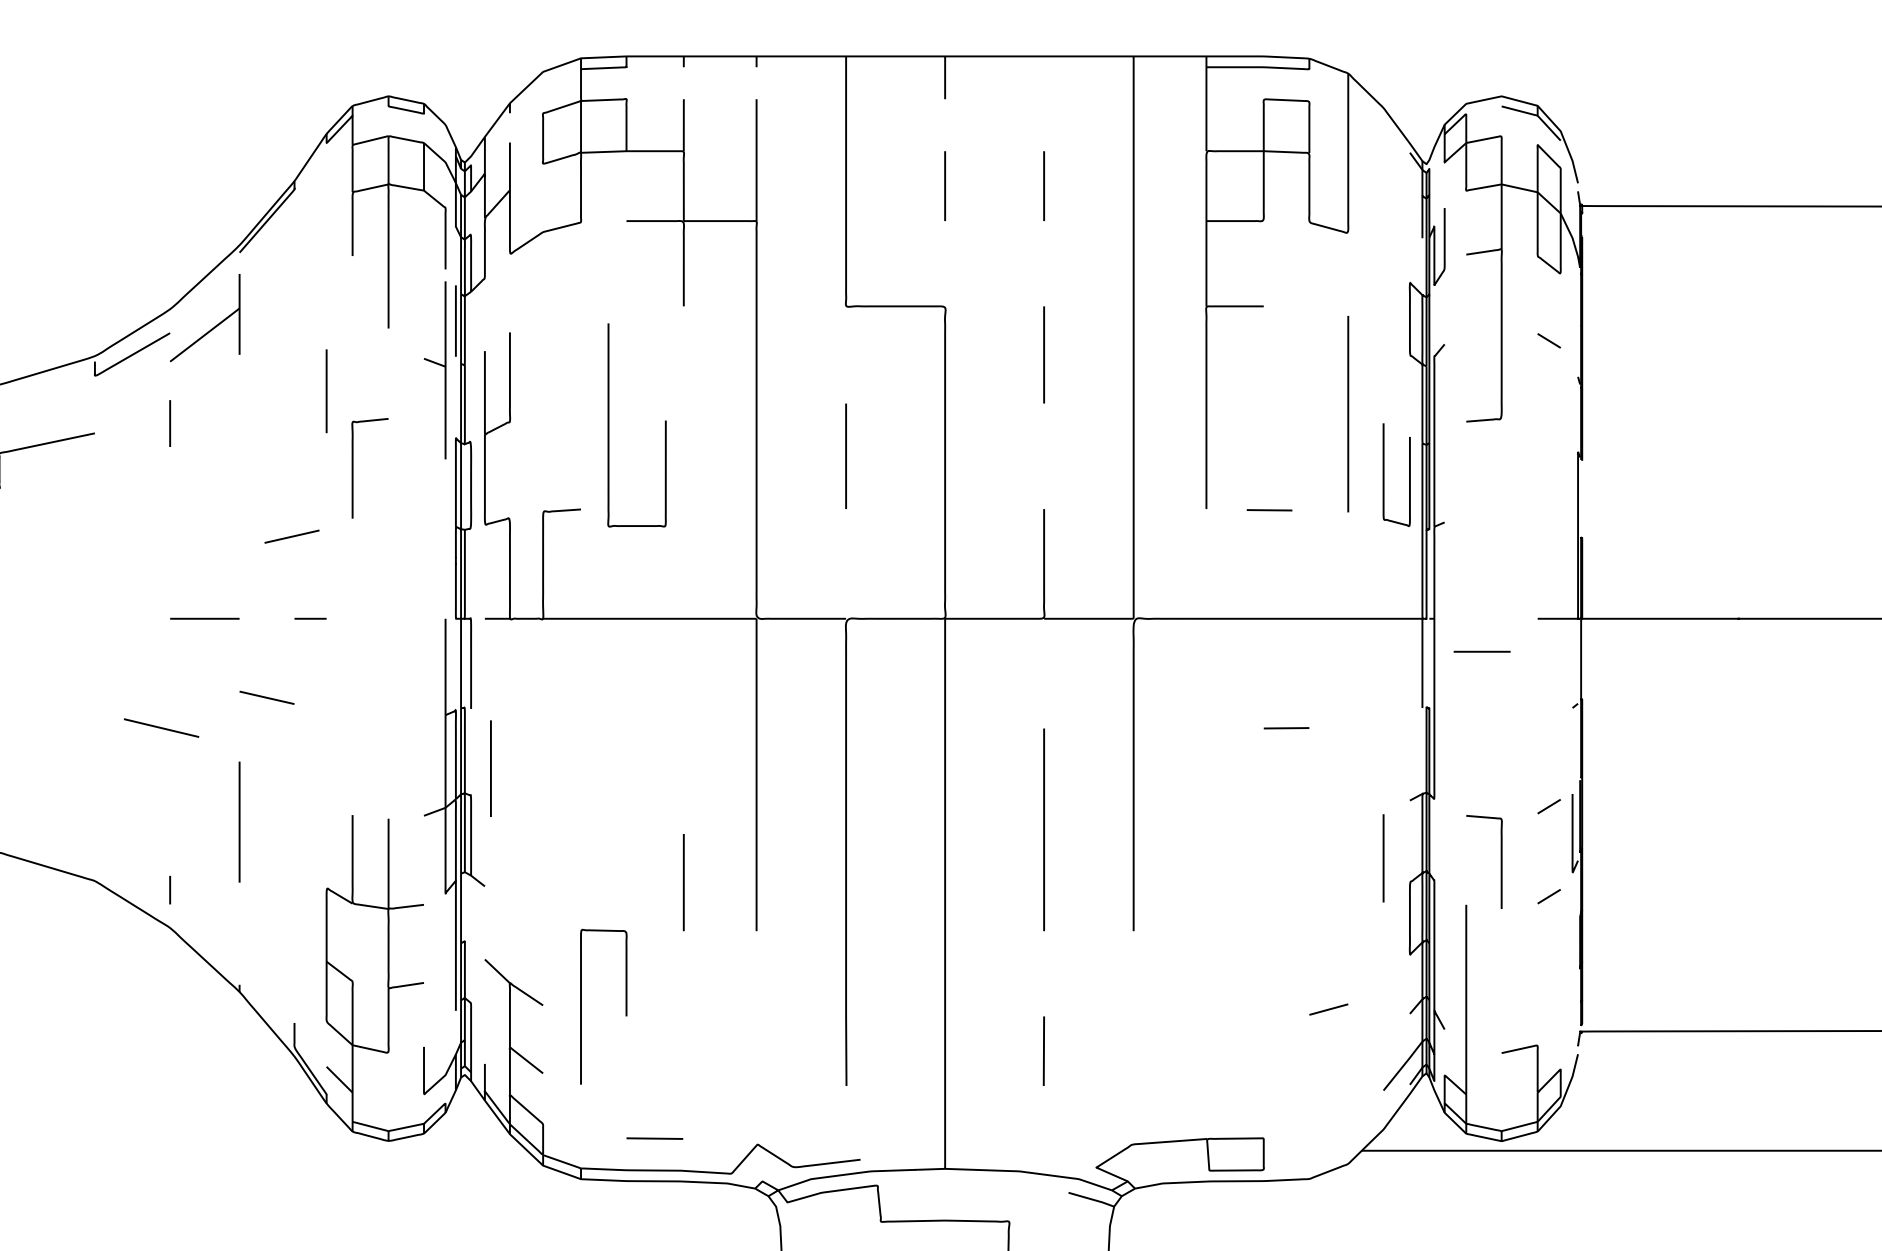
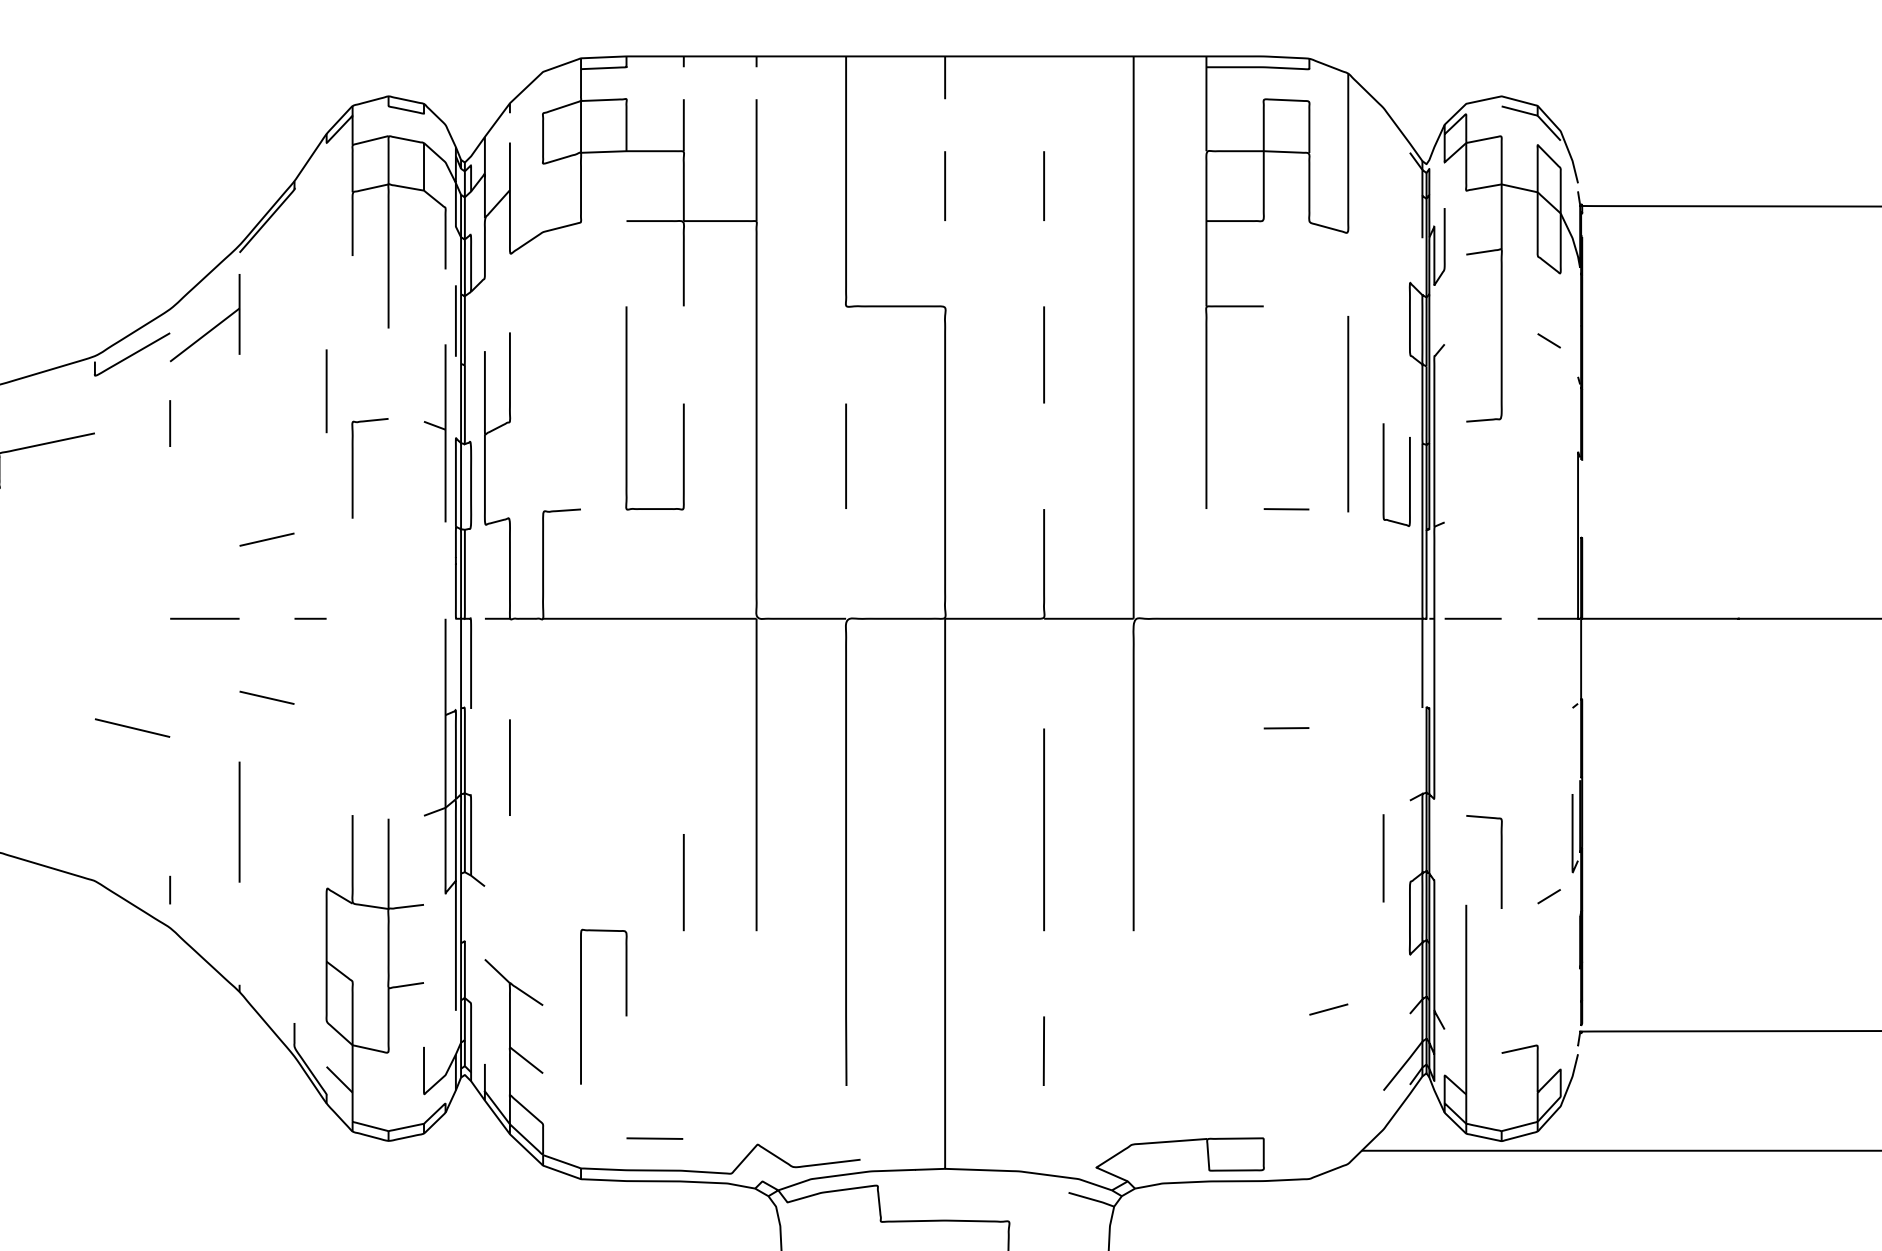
part position: (436, 364) -> (436, 427) (436, 427)
curve position: (609, 425) -> (627, 408) (627, 408)
line position: (1269, 510) -> (1286, 509) (1286, 509)
line position: (291, 536) -> (266, 539) (266, 539)
line position: (1481, 651) -> (1472, 618) (1472, 618)
line position: (161, 727) -> (132, 727) (132, 727)
line position: (490, 768) -> (509, 767) (509, 767)
line: present -> none (1548, 806)
